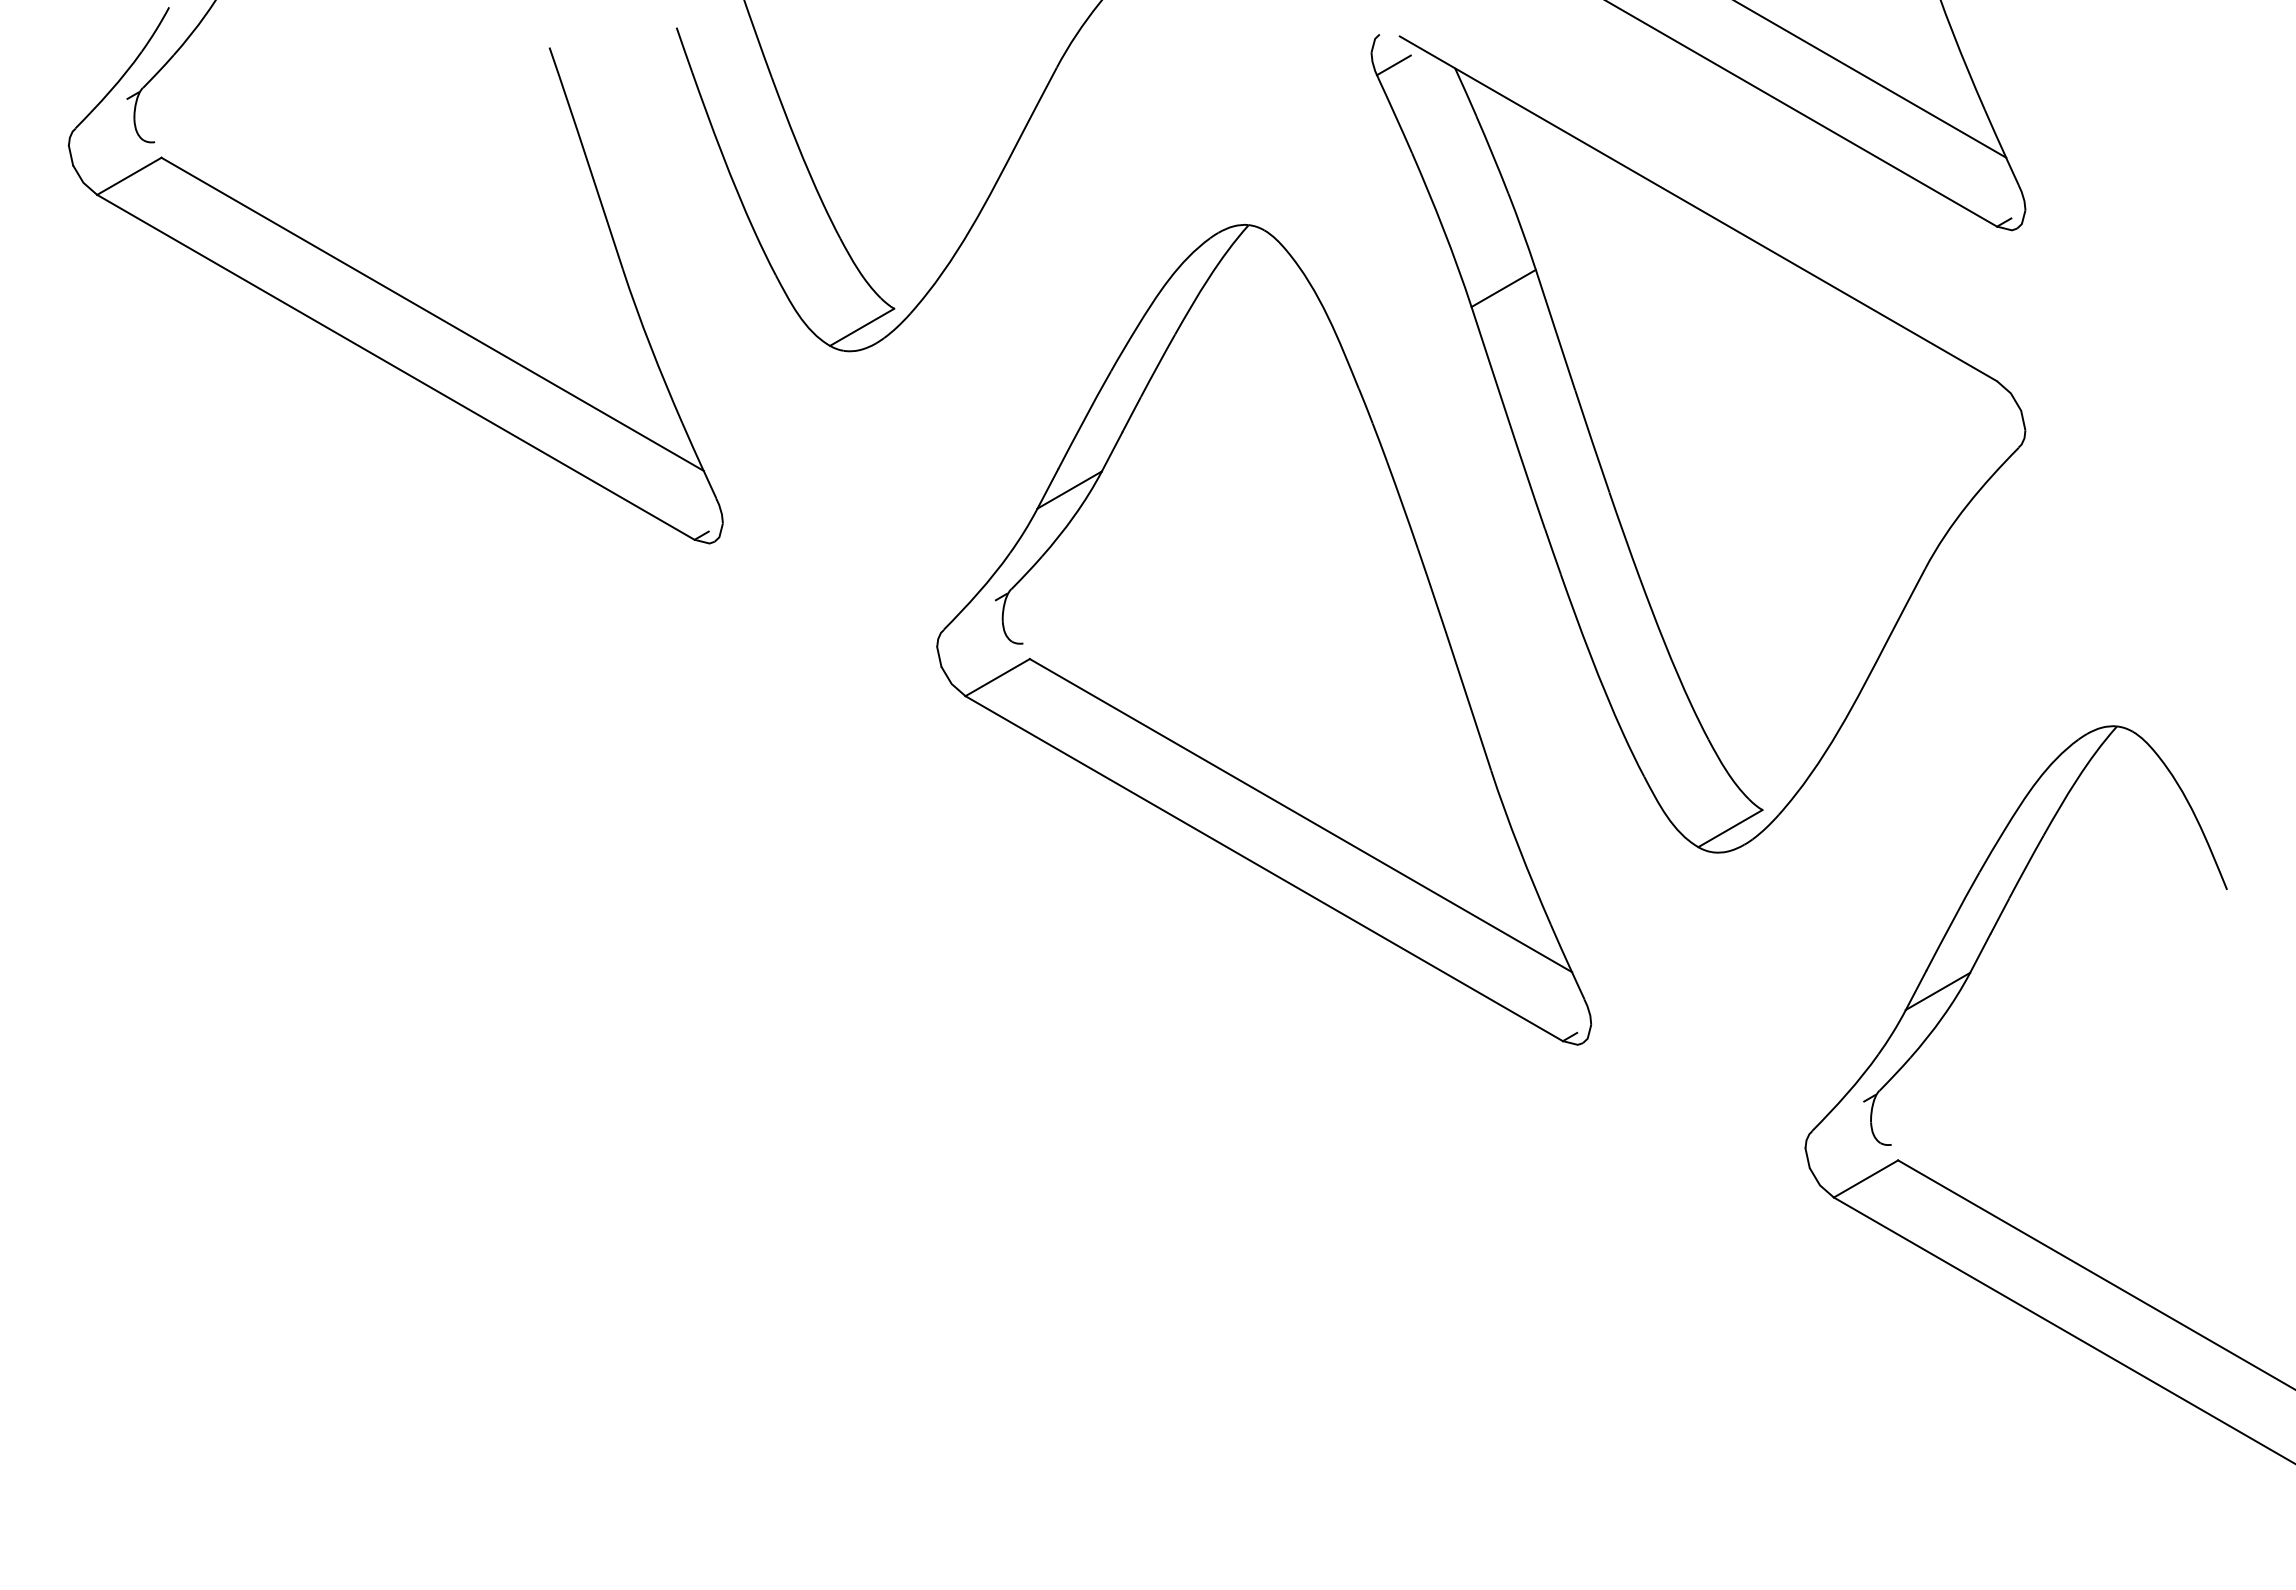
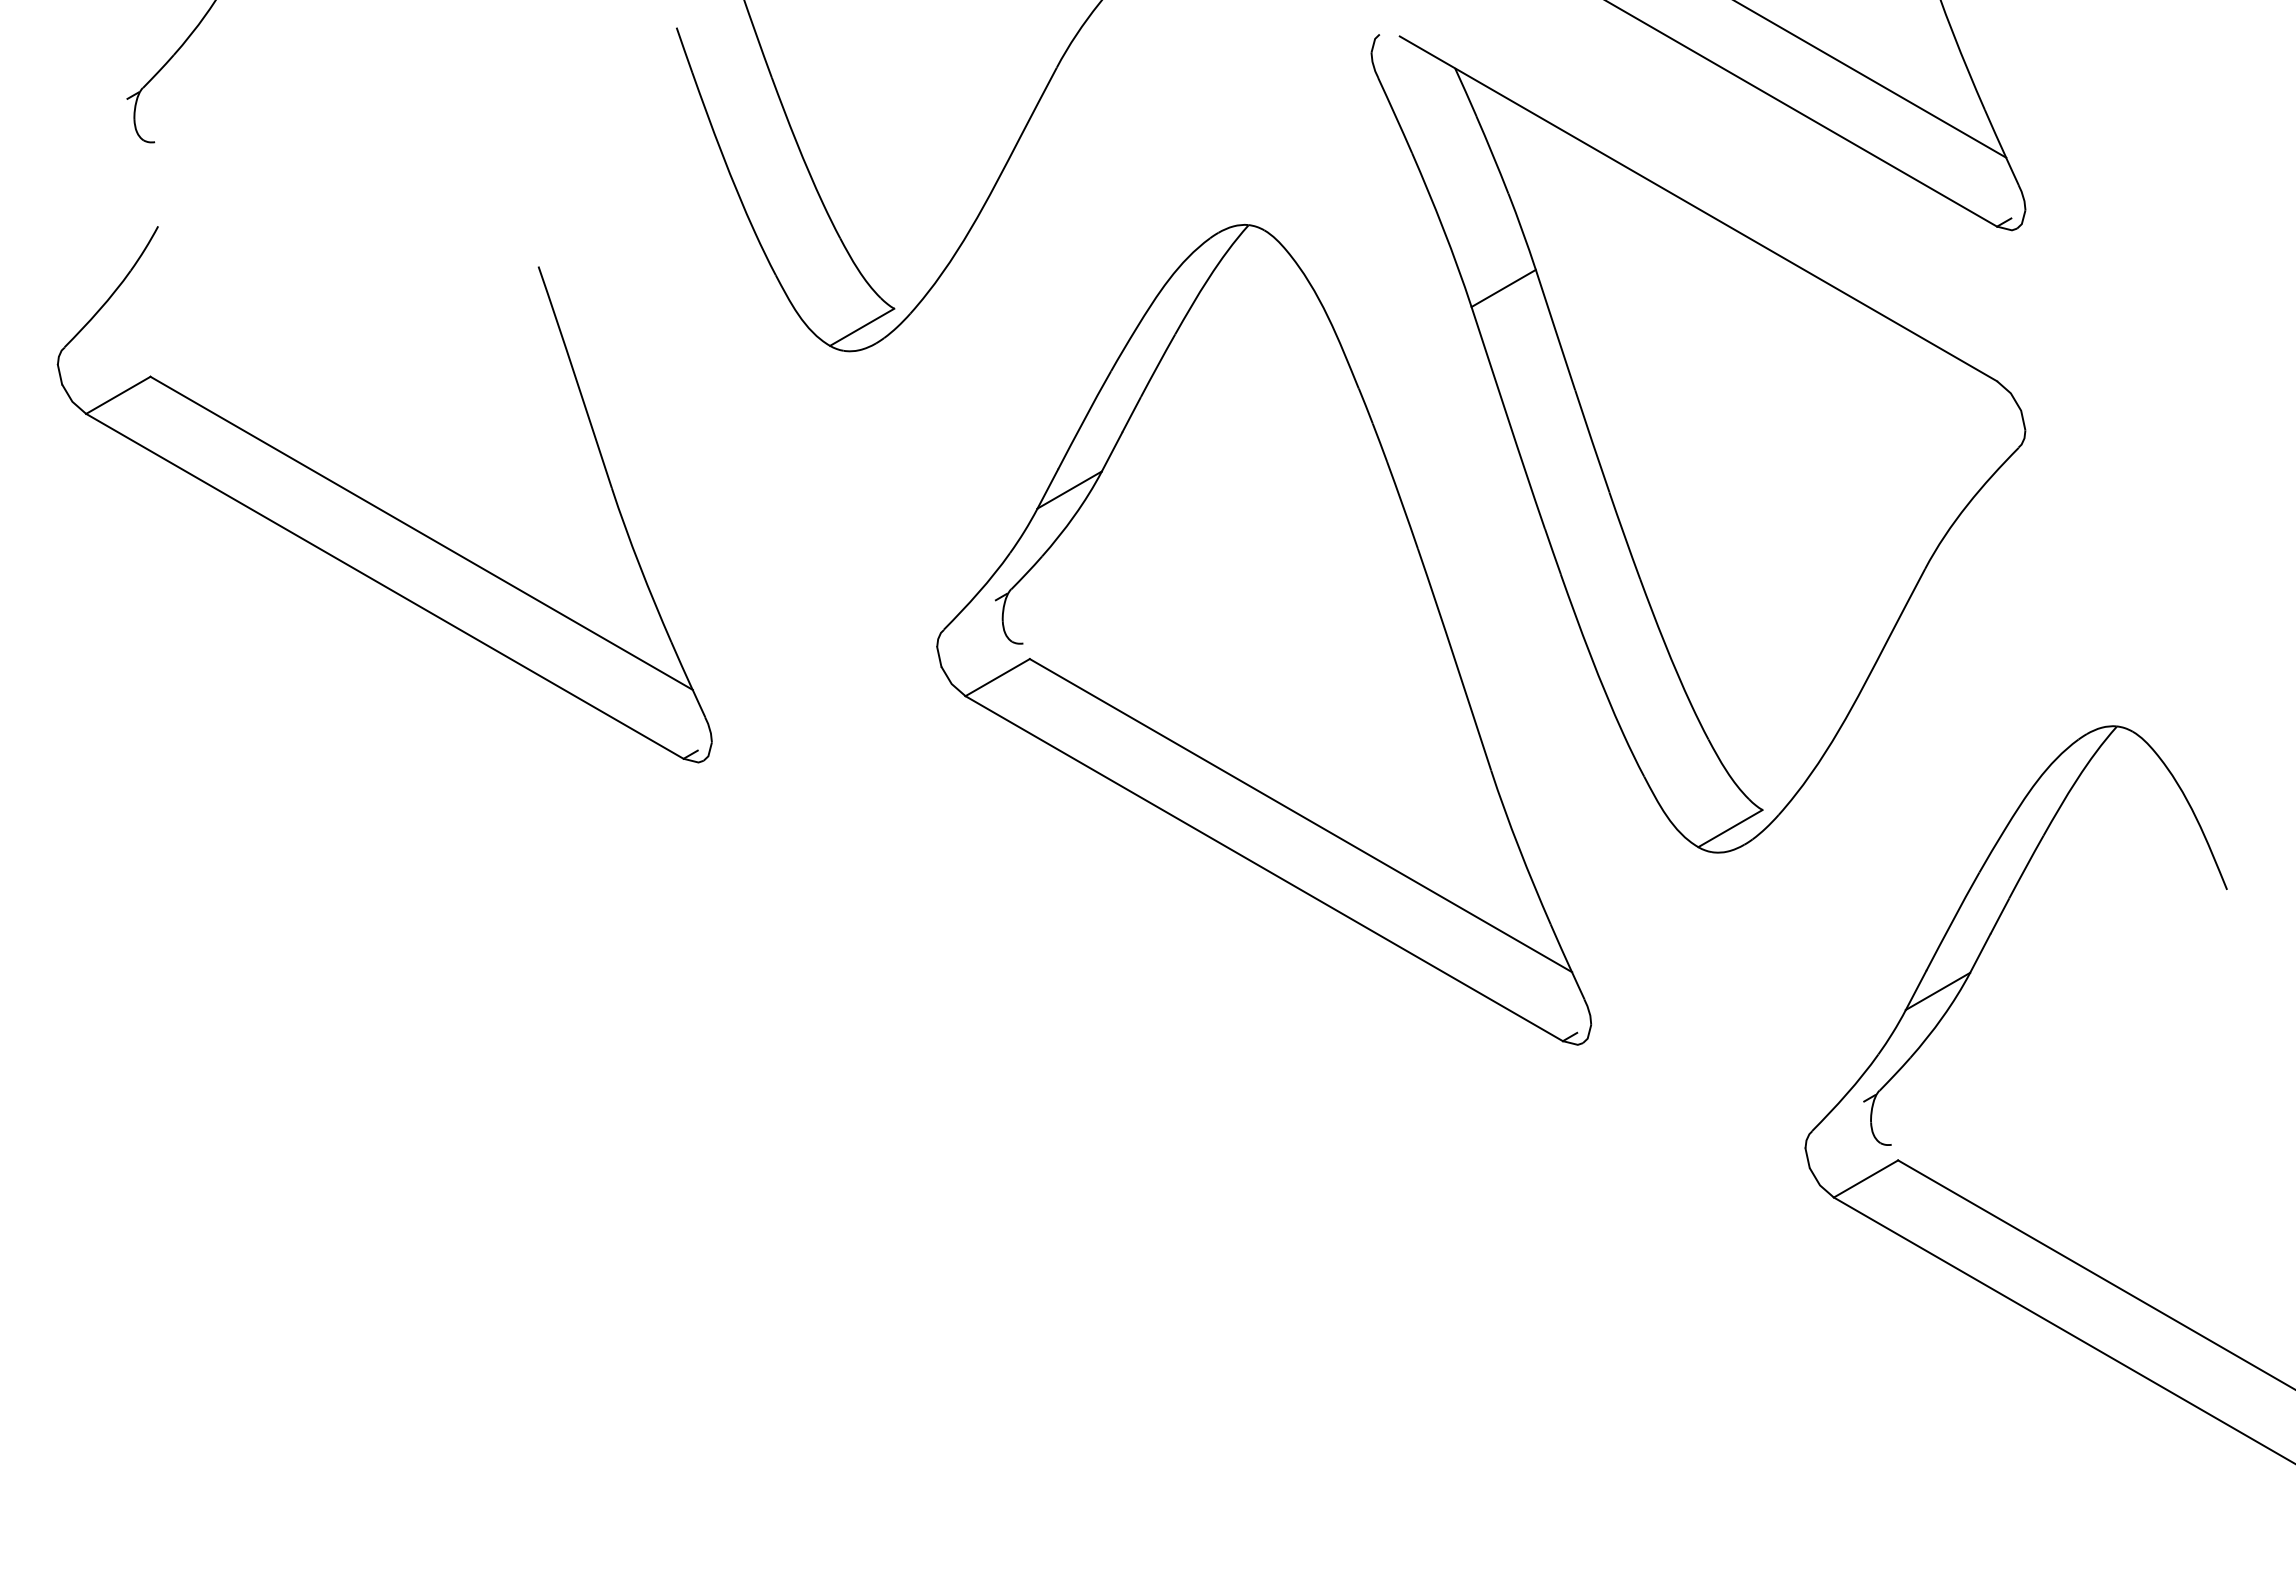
line: present -> none (1393, 65)
part position: (388, 287) -> (377, 506) (377, 506)
